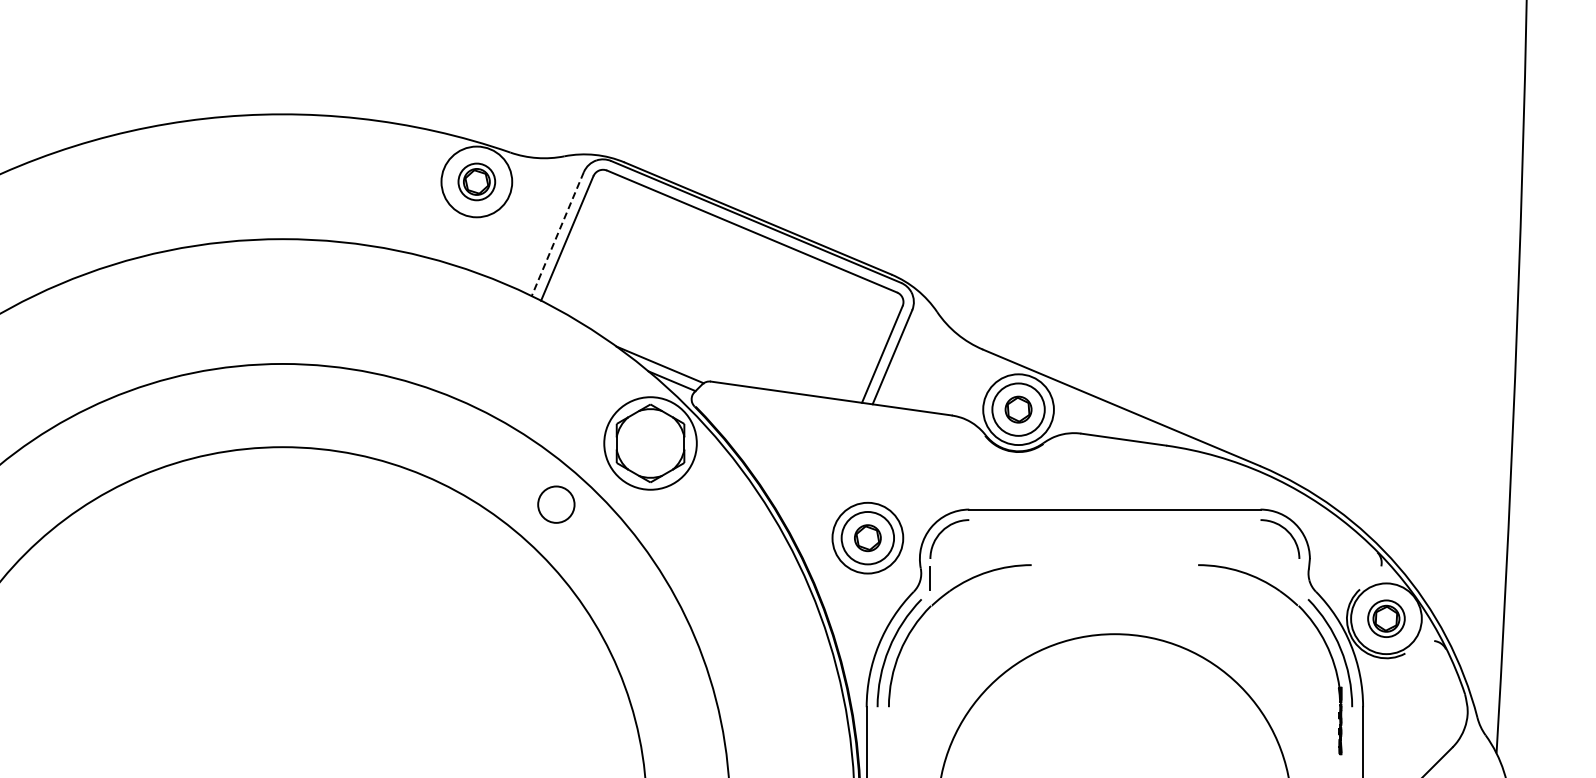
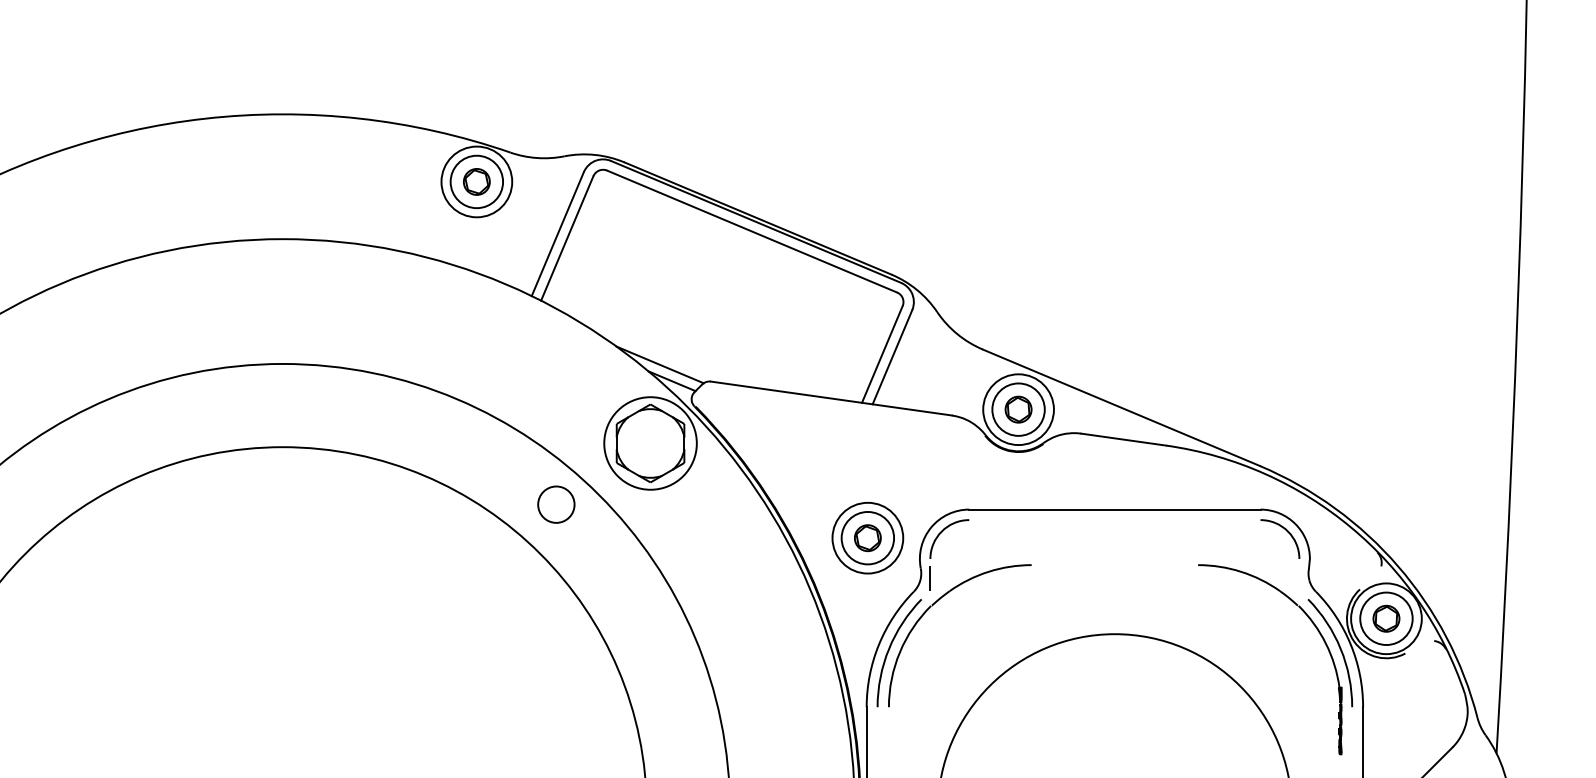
circle diameter: 37 px -> 52 px (476, 181)
line: dashed -> solid (557, 234)
circle diameter: 37 px -> 52 px (1386, 618)
